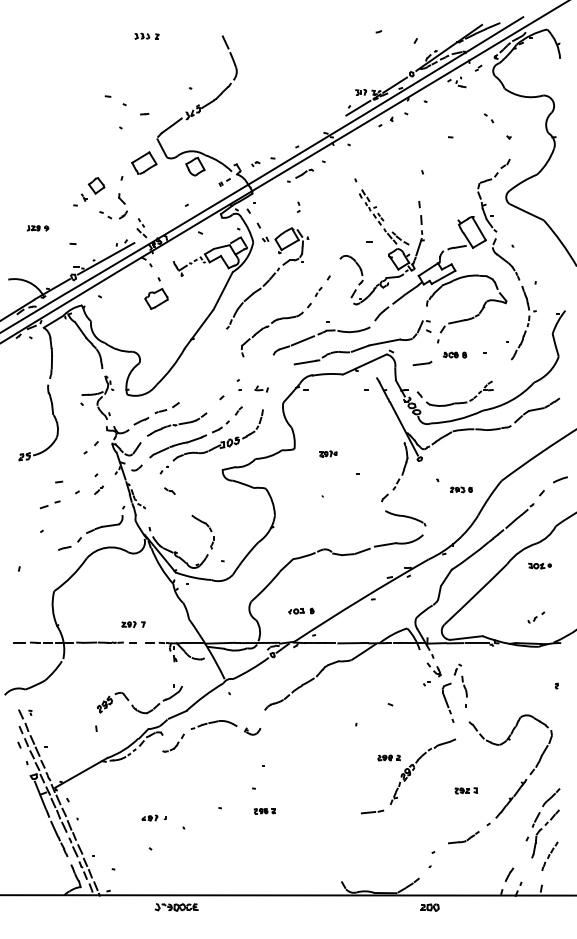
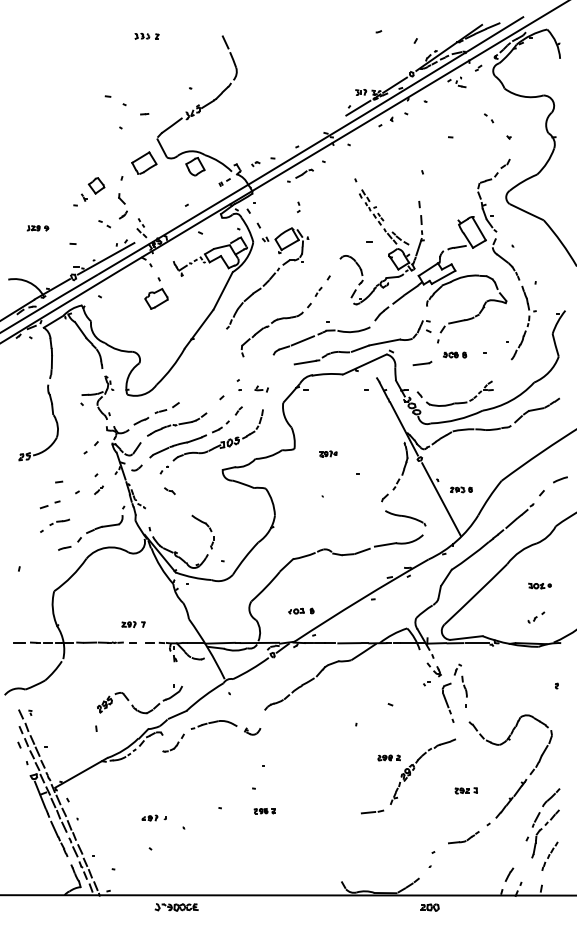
part position: (105, 215) -> (104, 224) (104, 224)
line: none -> present (441, 499)
part: none -> present (59, 521)
part position: (539, 565) -> (539, 585) (539, 585)
